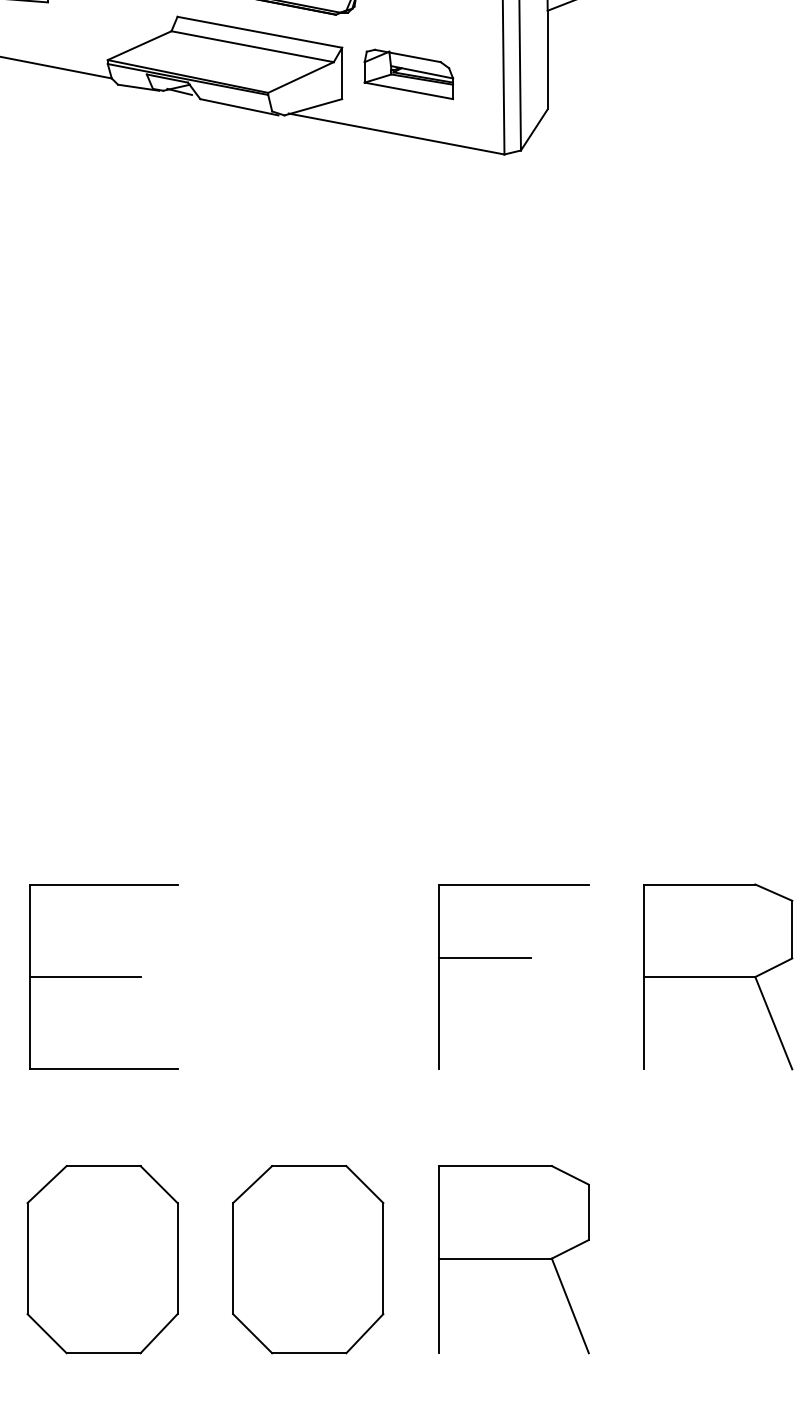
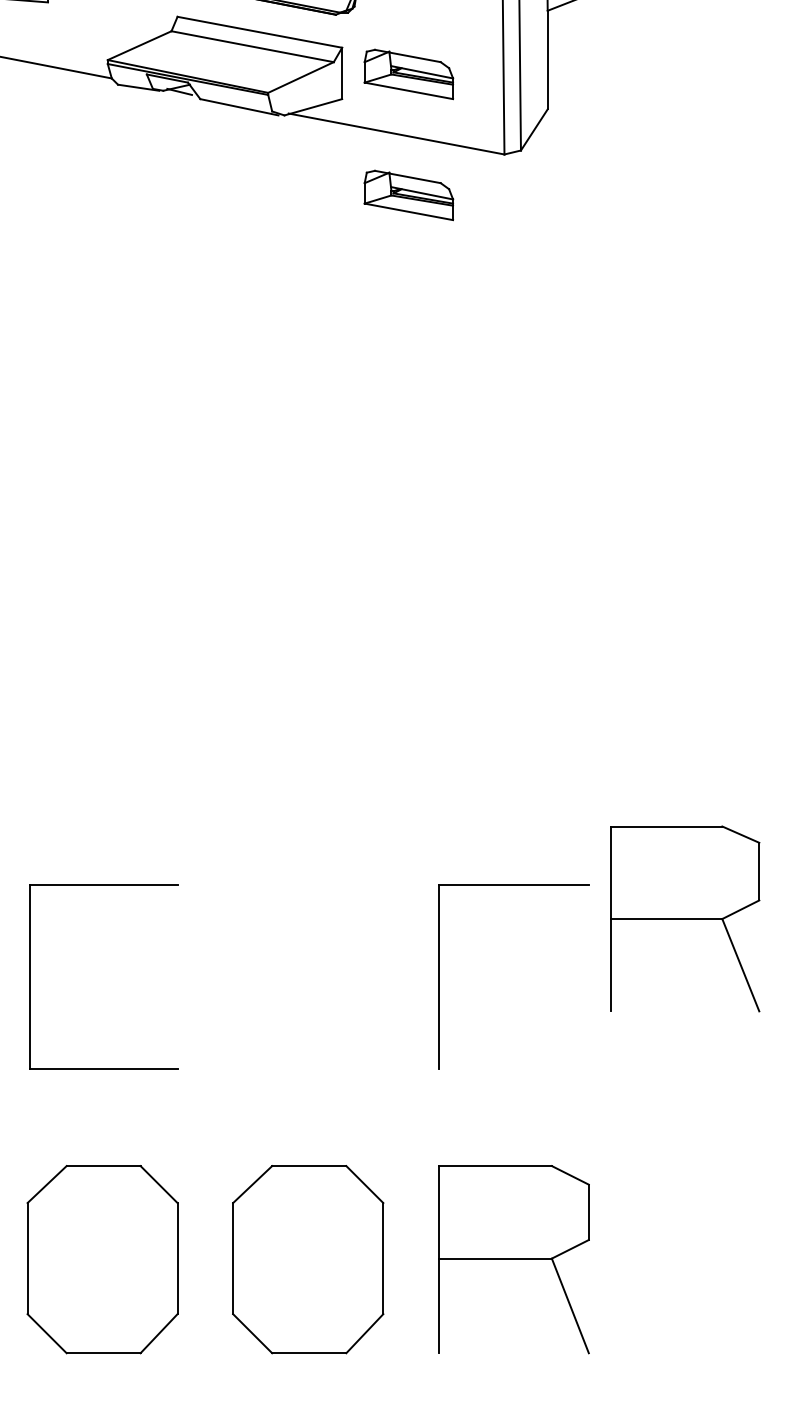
part: none -> present (408, 195)
line: present -> none (484, 958)
part position: (718, 976) -> (685, 918) (685, 918)
line: present -> none (84, 977)
